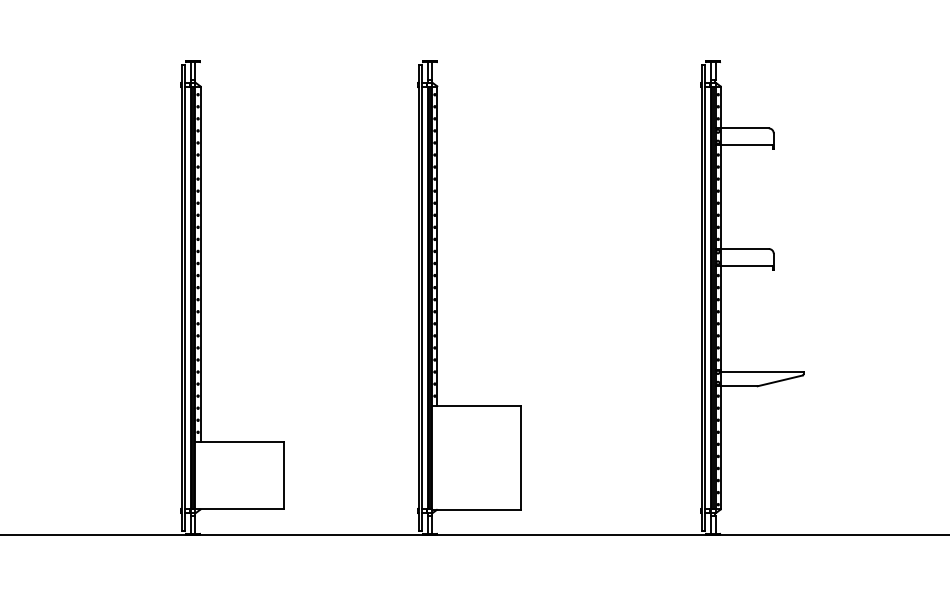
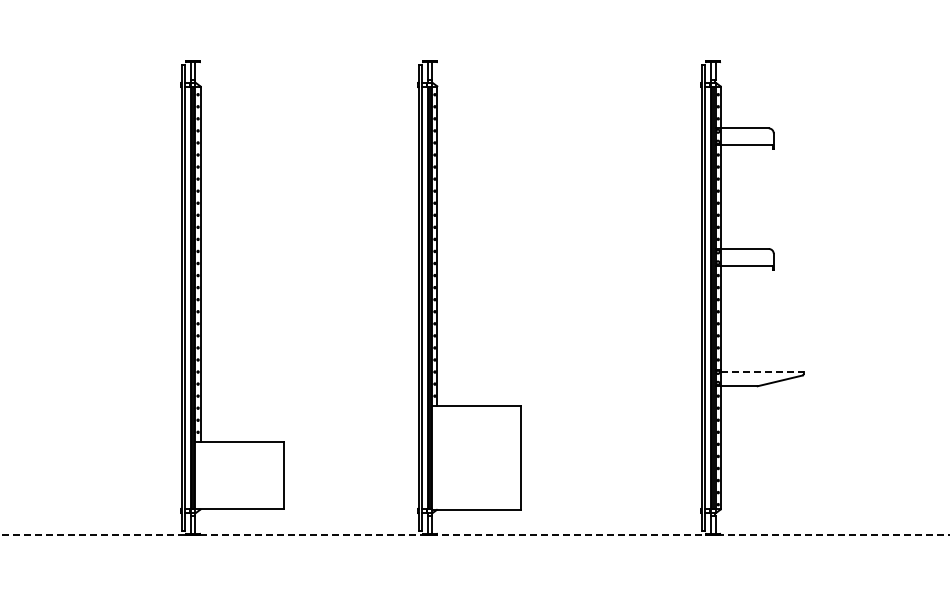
line: solid -> dashed (762, 371)
line: solid -> dashed (475, 535)
